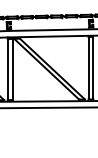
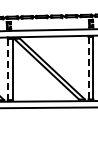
line: solid -> dashed (88, 68)
line: solid -> dashed (7, 69)
